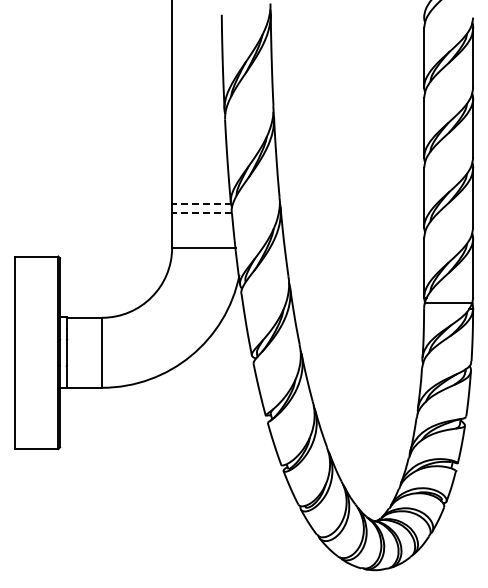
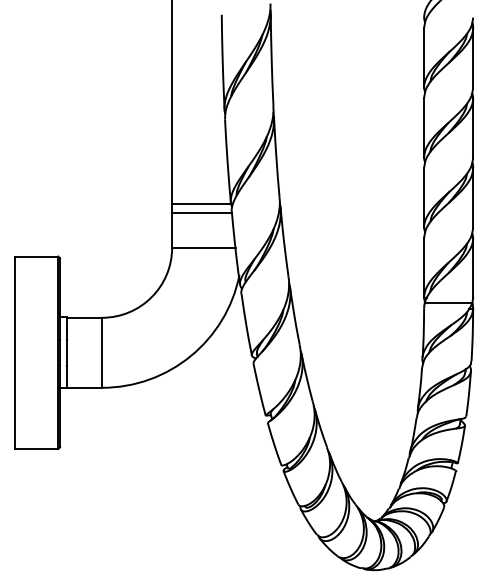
line: dashed -> solid (201, 204)
line: dashed -> solid (201, 212)
